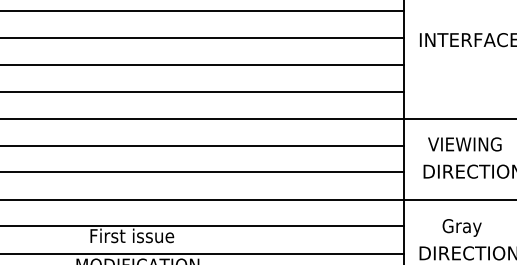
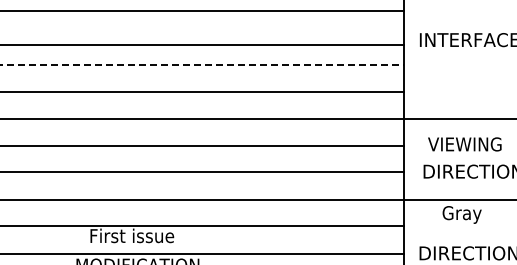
line position: (203, 38) -> (203, 45) (203, 45)
line: solid -> dashed (202, 64)
text position: (461, 227) -> (461, 214) (461, 214)
